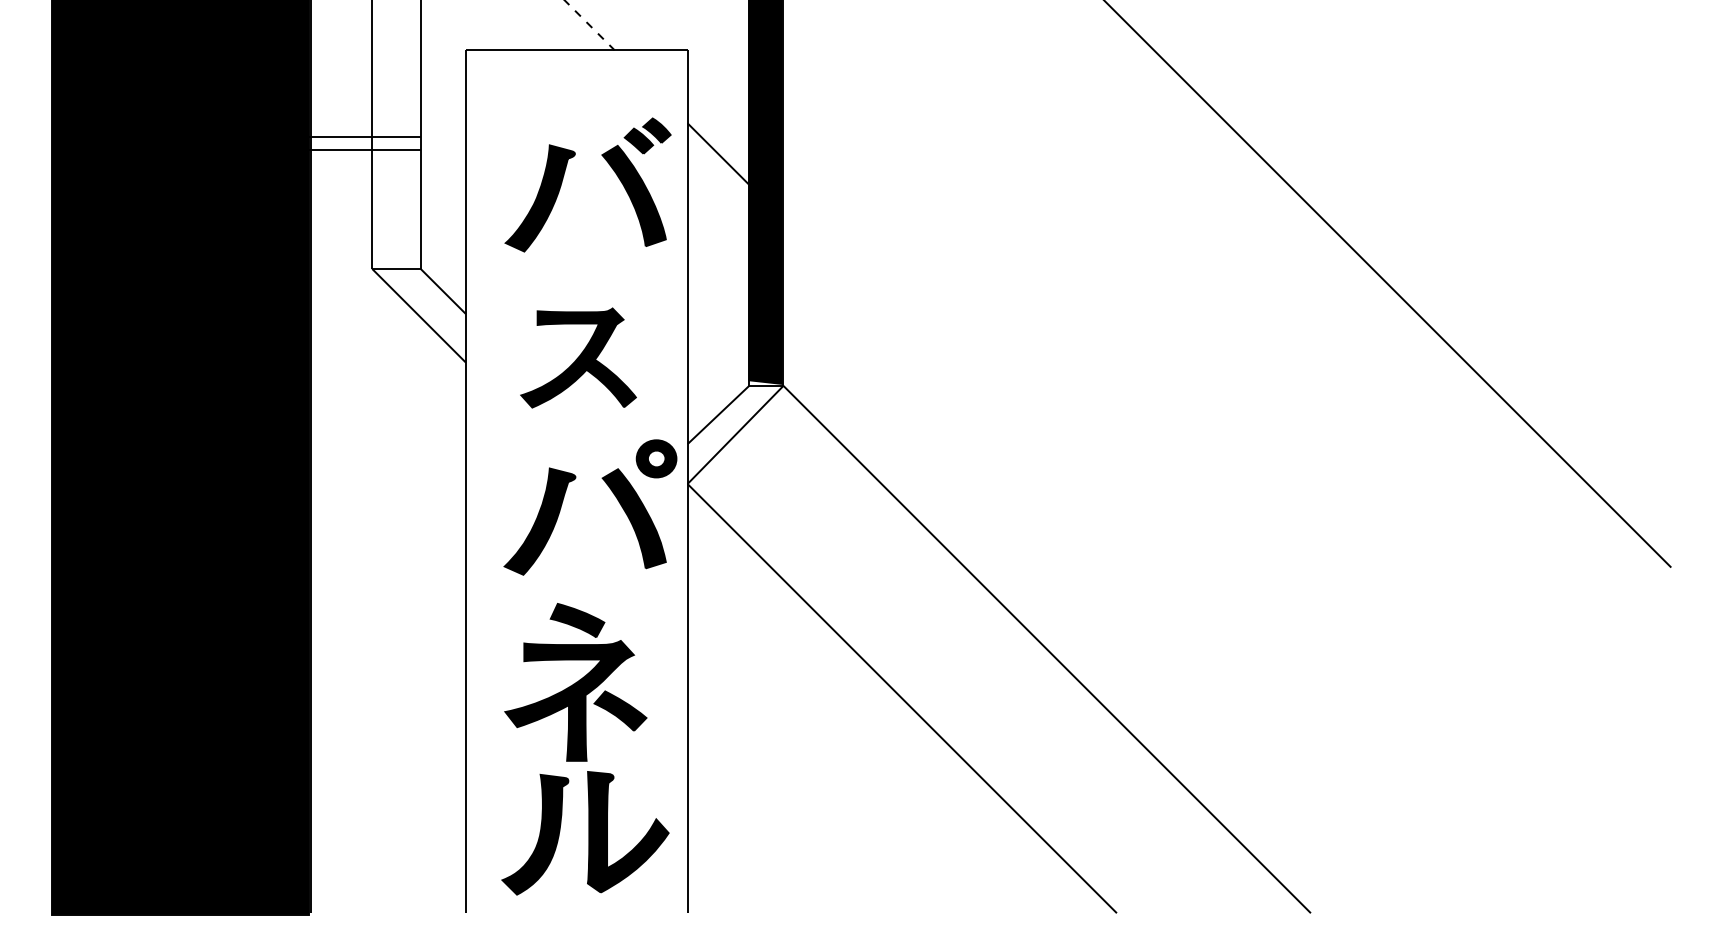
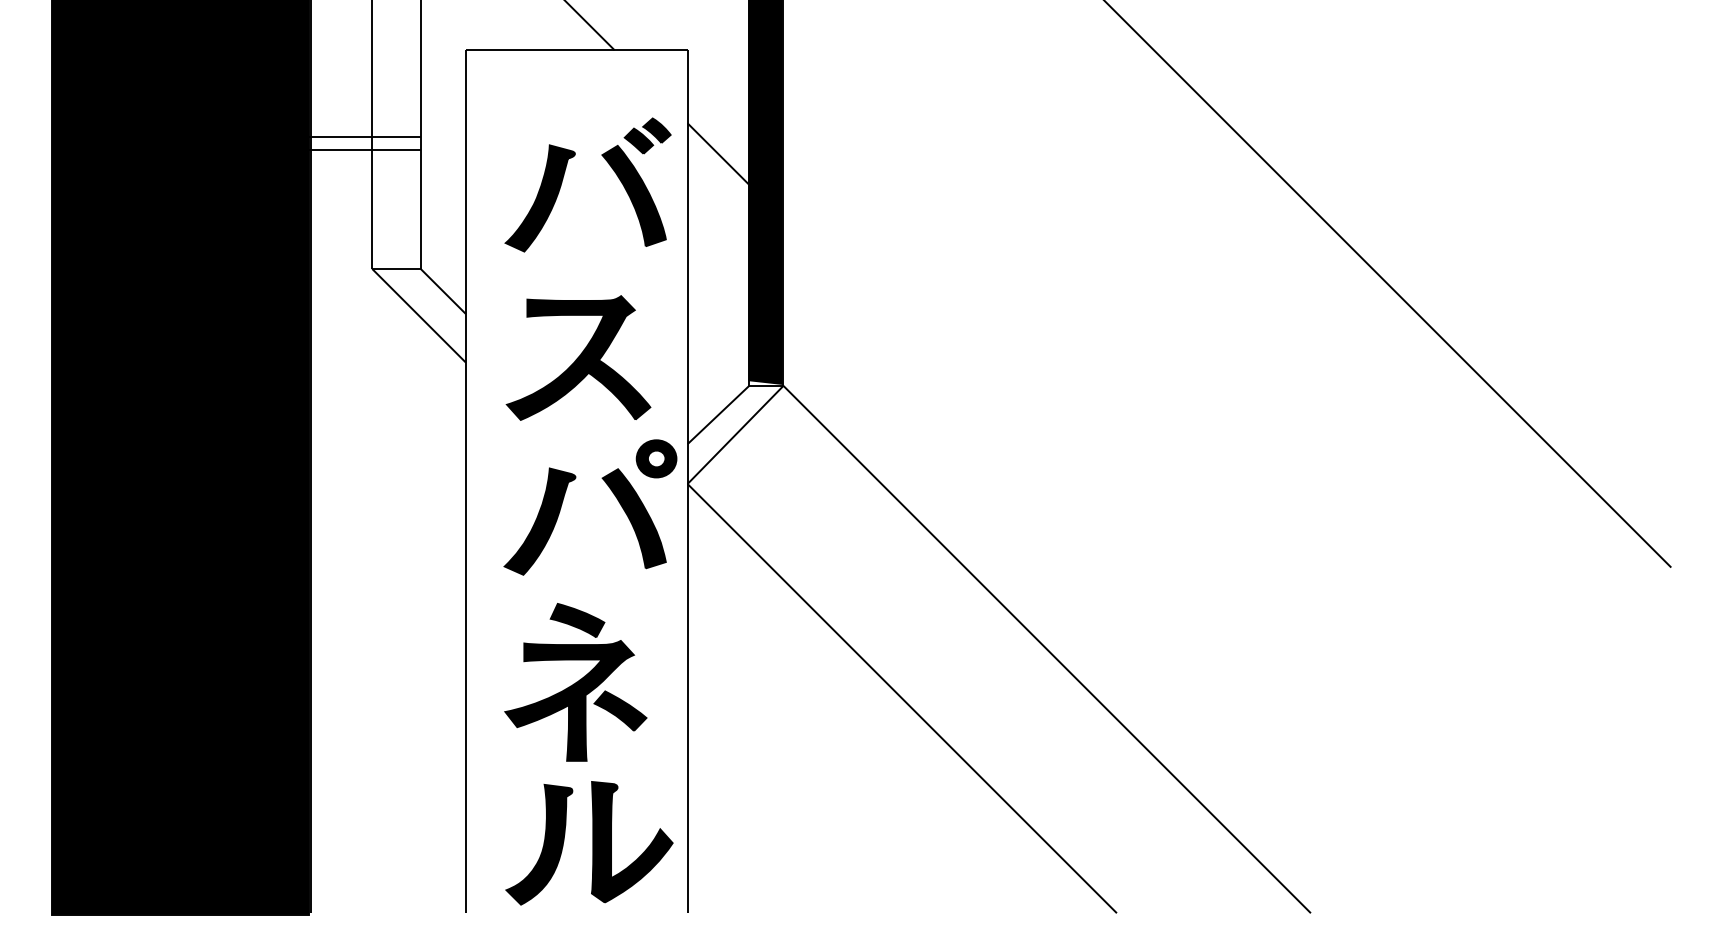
line: dashed -> solid (590, 25)
part size: 117x102 px -> 147x126 px (578, 357)
part position: (585, 833) -> (589, 843) (589, 843)
